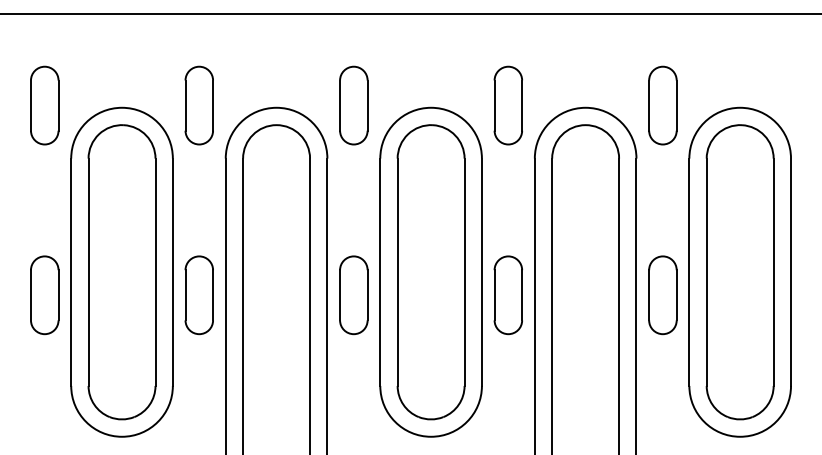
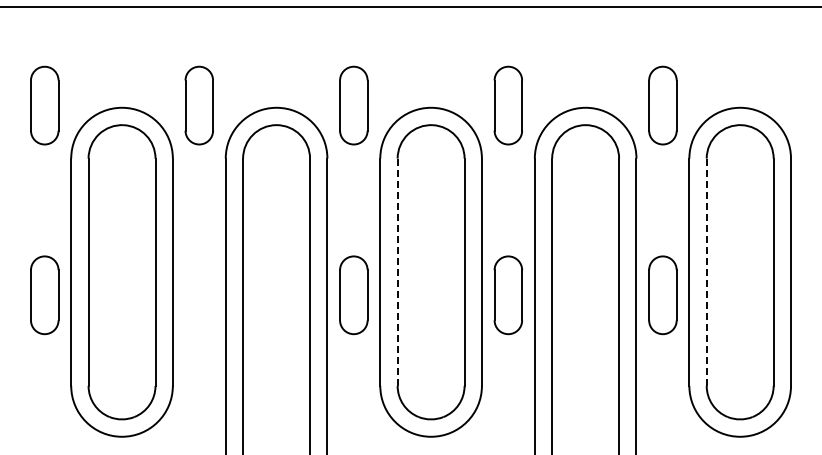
line position: (410, 13) -> (410, 6) (410, 6)
line: solid -> dashed (397, 272)
line: solid -> dashed (706, 272)
part: present -> none (198, 295)
